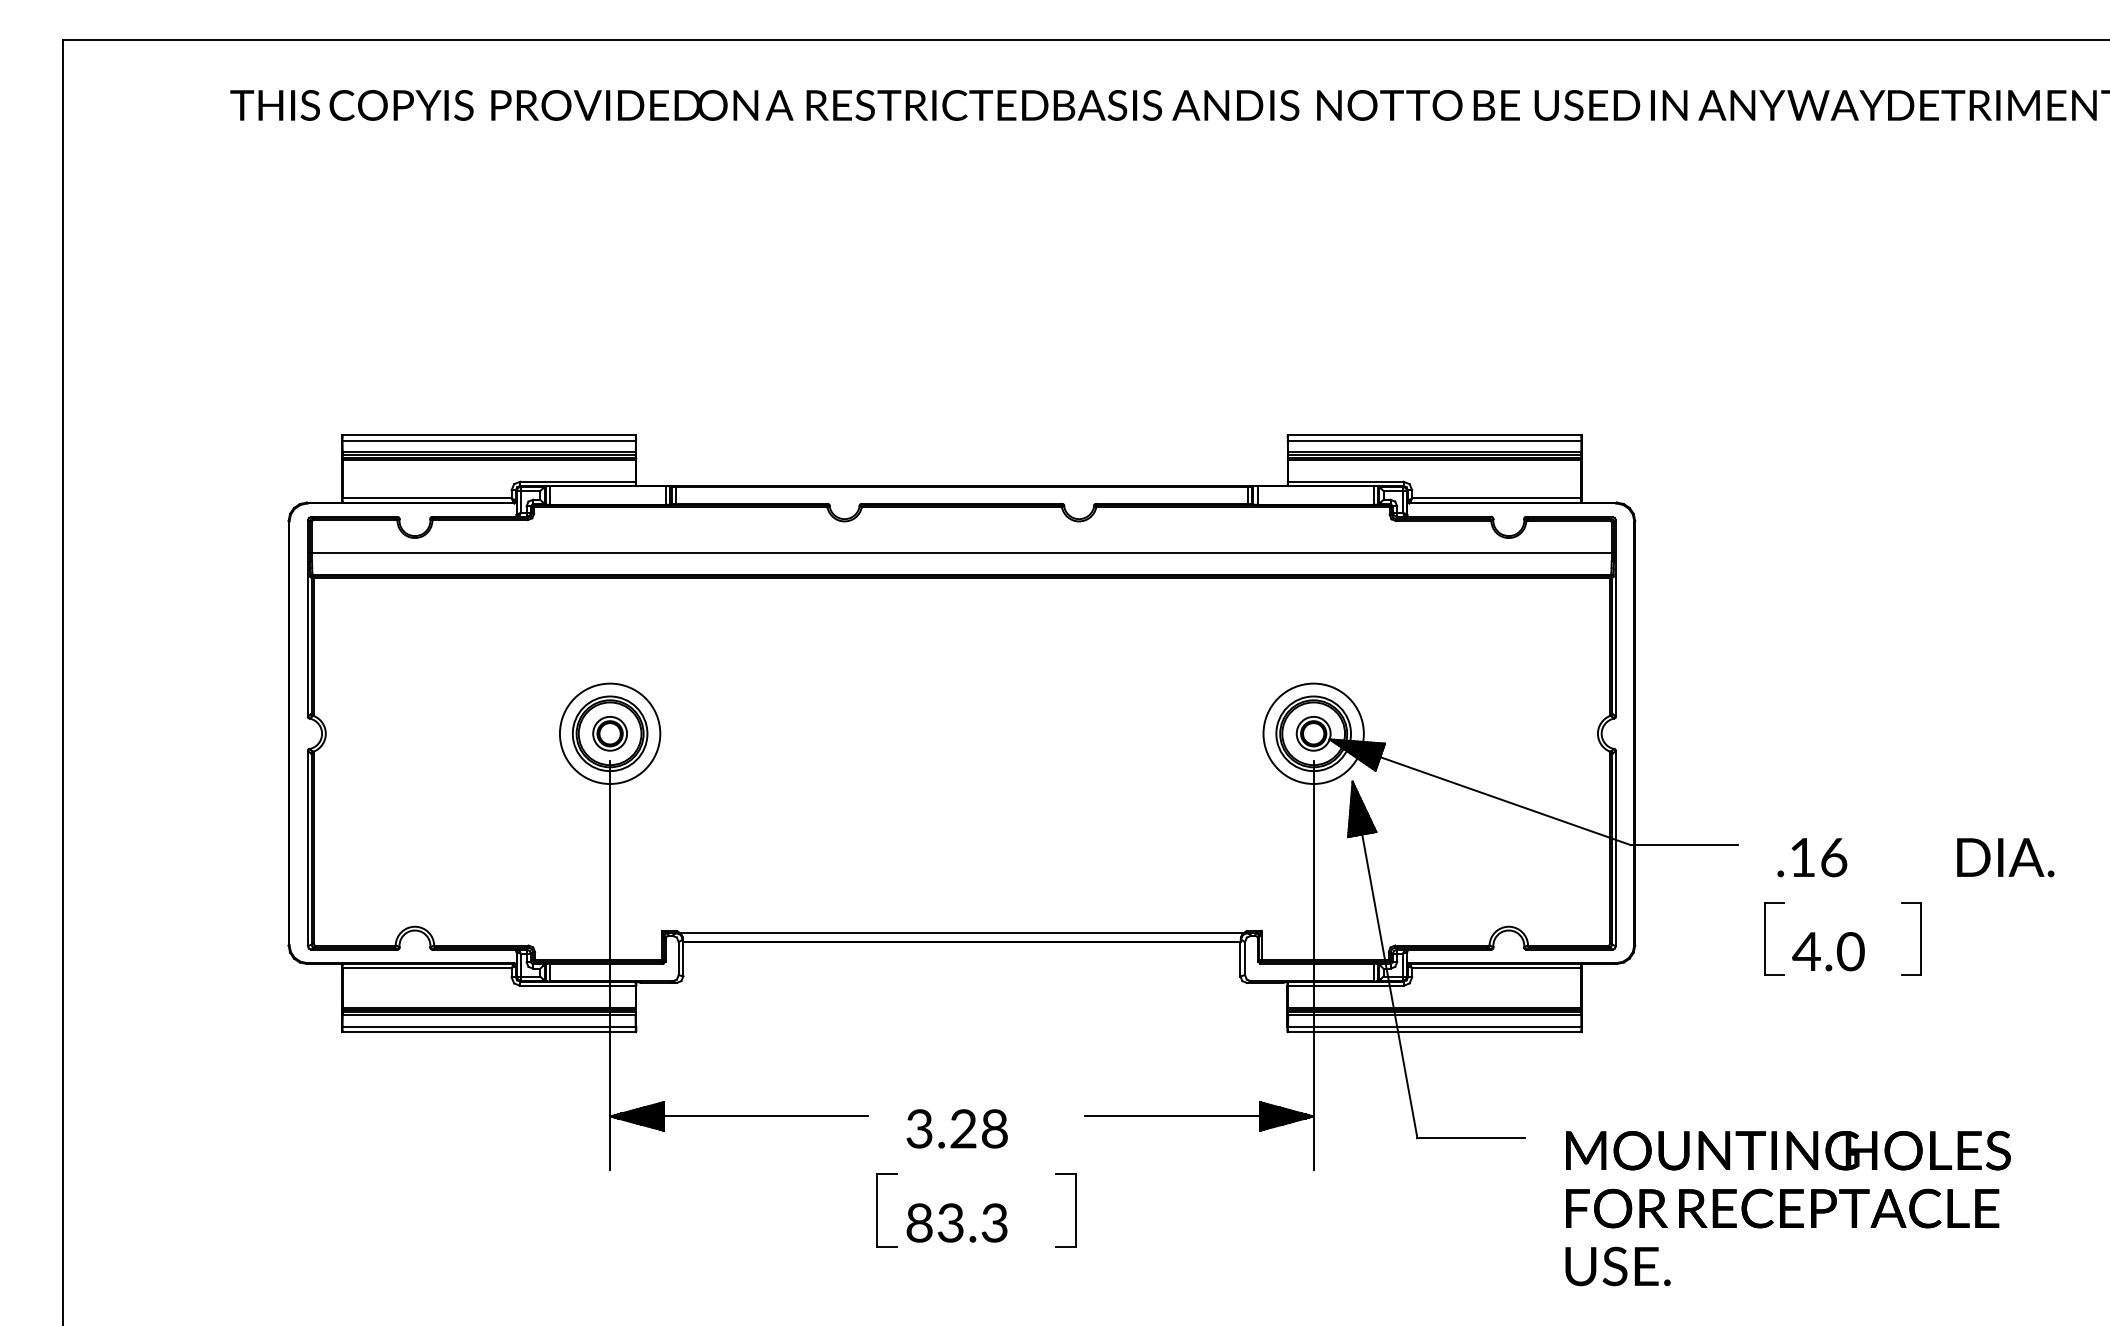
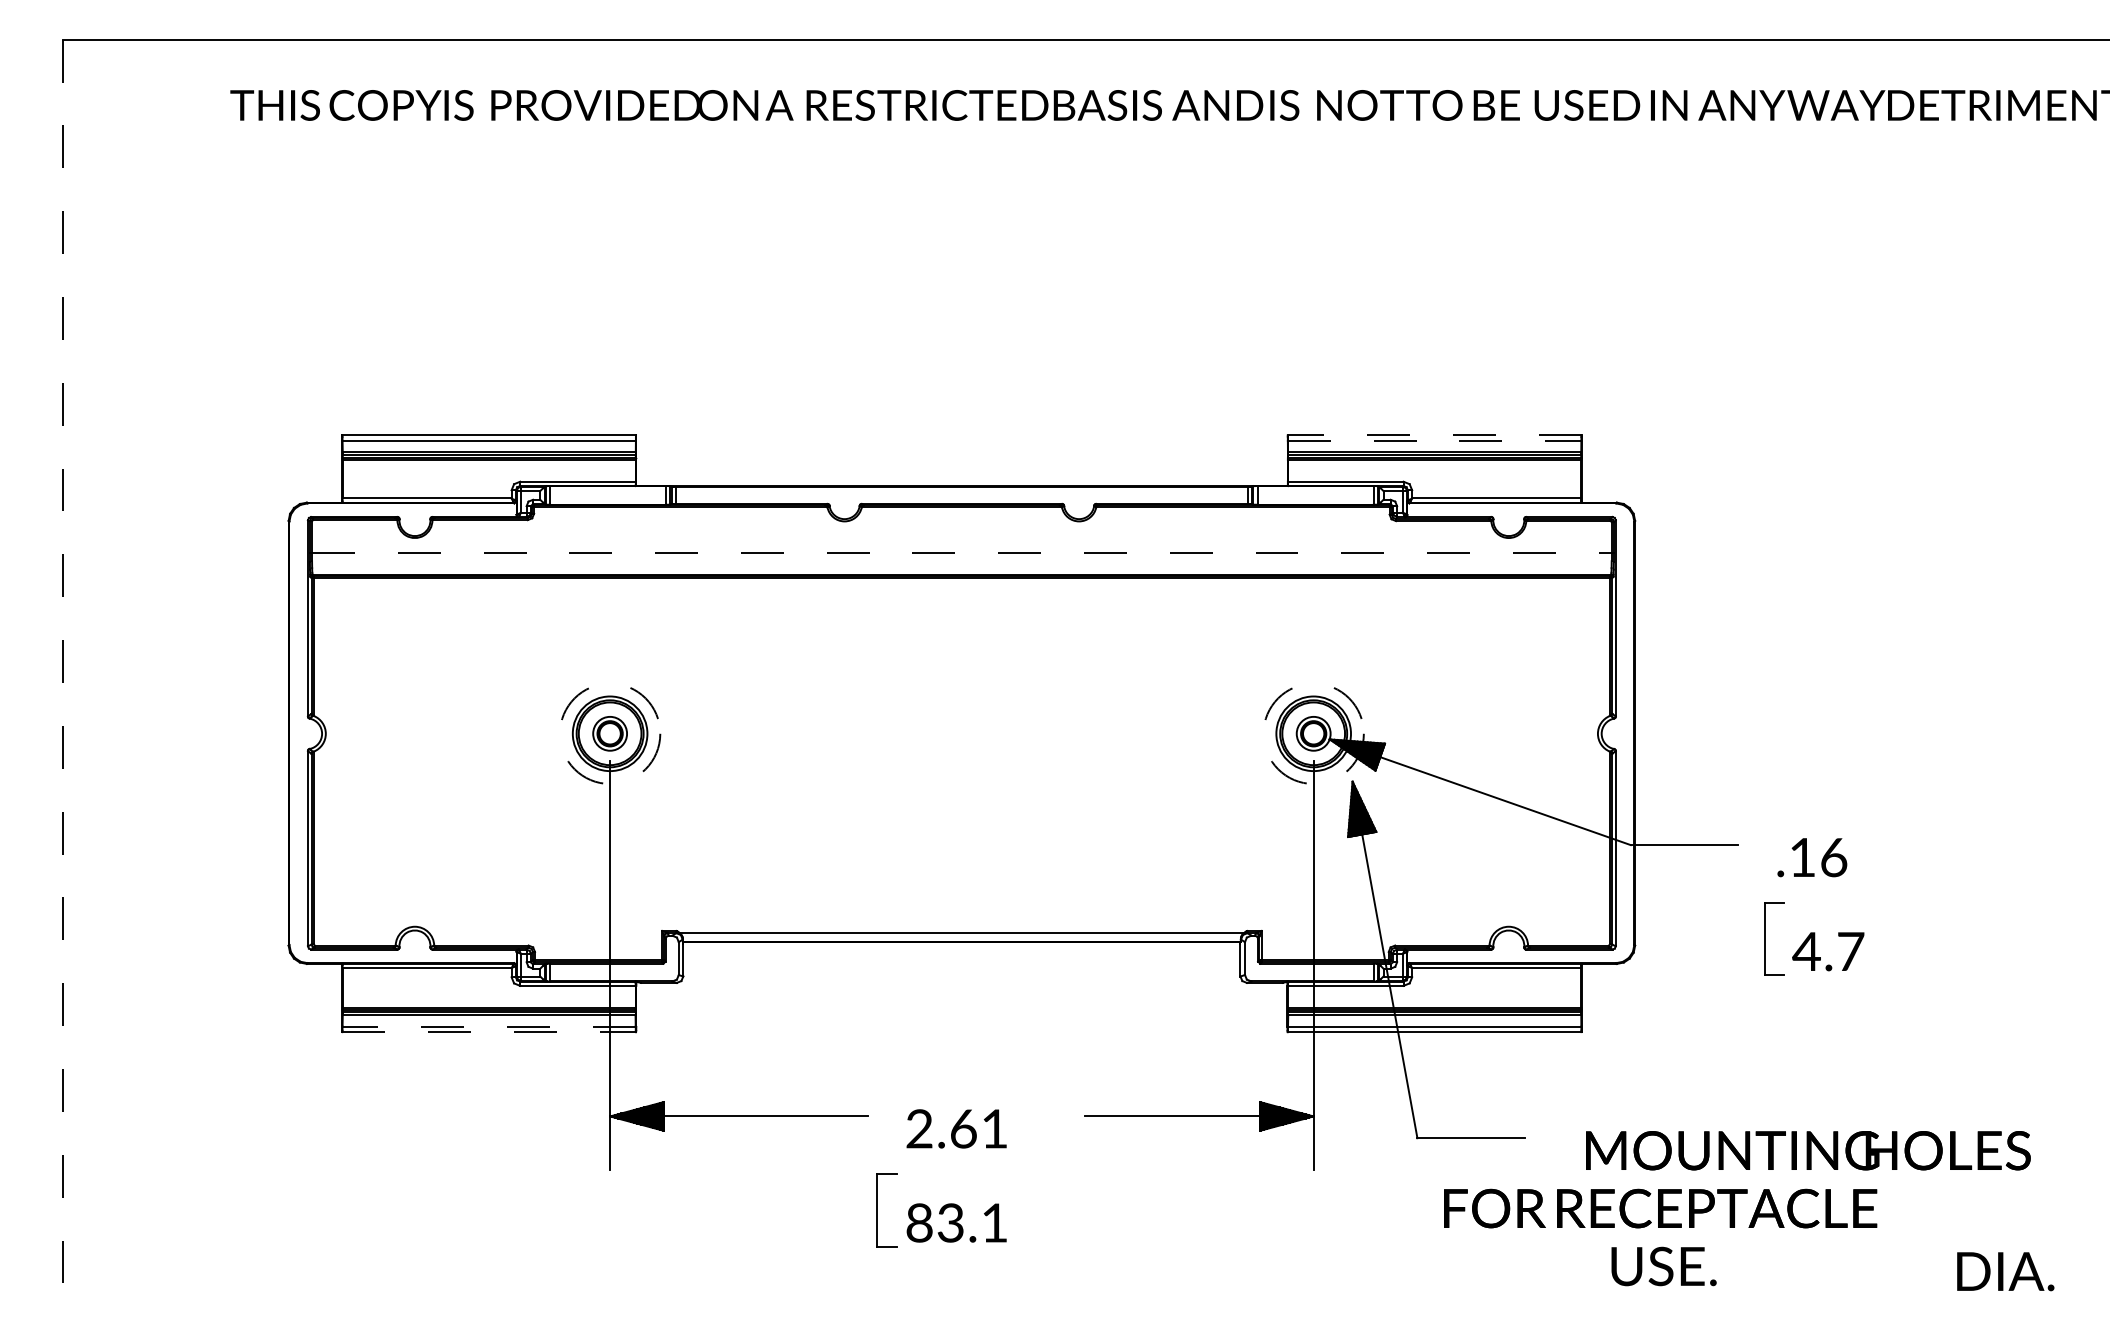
line: solid -> dashed (1434, 435)
line: solid -> dashed (1434, 441)
line: solid -> dashed (961, 553)
line: solid -> dashed (63, 682)
circle: solid -> dashed (609, 733)
circle: solid -> dashed (1313, 733)
text position: (2005, 857) -> (2005, 1271) (2005, 1271)
part: present -> none (1920, 938)
text: 4.0 -> 4.7 (1850, 951)
line: solid -> dashed (489, 1026)
line: solid -> dashed (489, 1032)
text: 3.28 -> 2.61 (956, 1128)
text position: (1788, 1150) -> (1808, 1150) (1808, 1150)
text position: (1782, 1208) -> (1660, 1208) (1660, 1208)
part: present -> none (1075, 1210)
text: 83.3 -> 83.1 (994, 1222)
text position: (1617, 1266) -> (1663, 1266) (1663, 1266)
